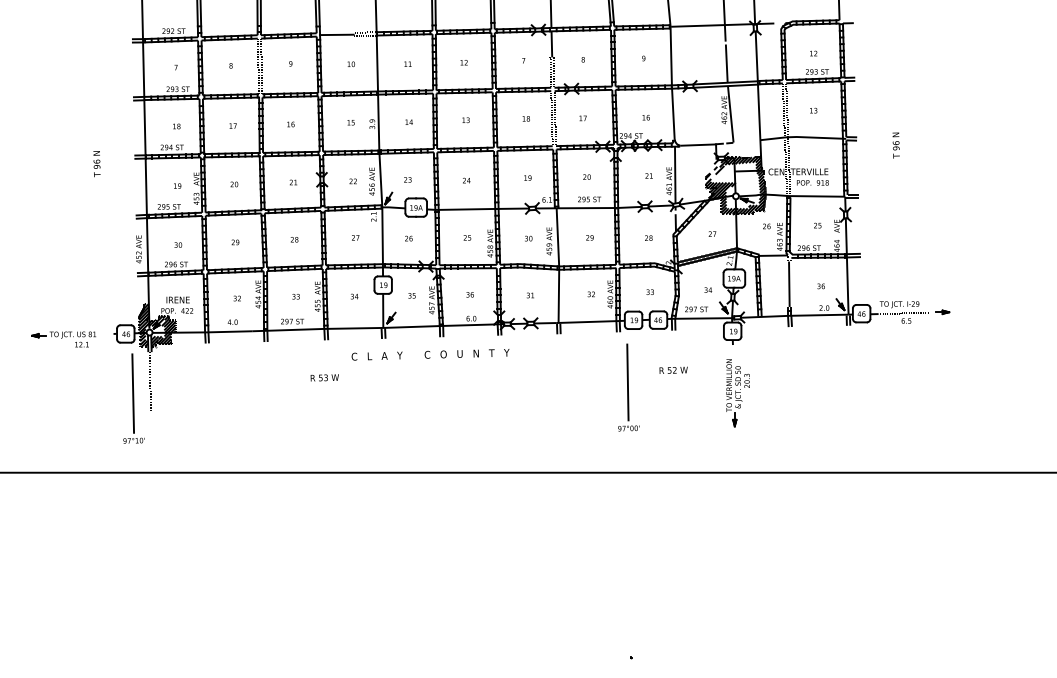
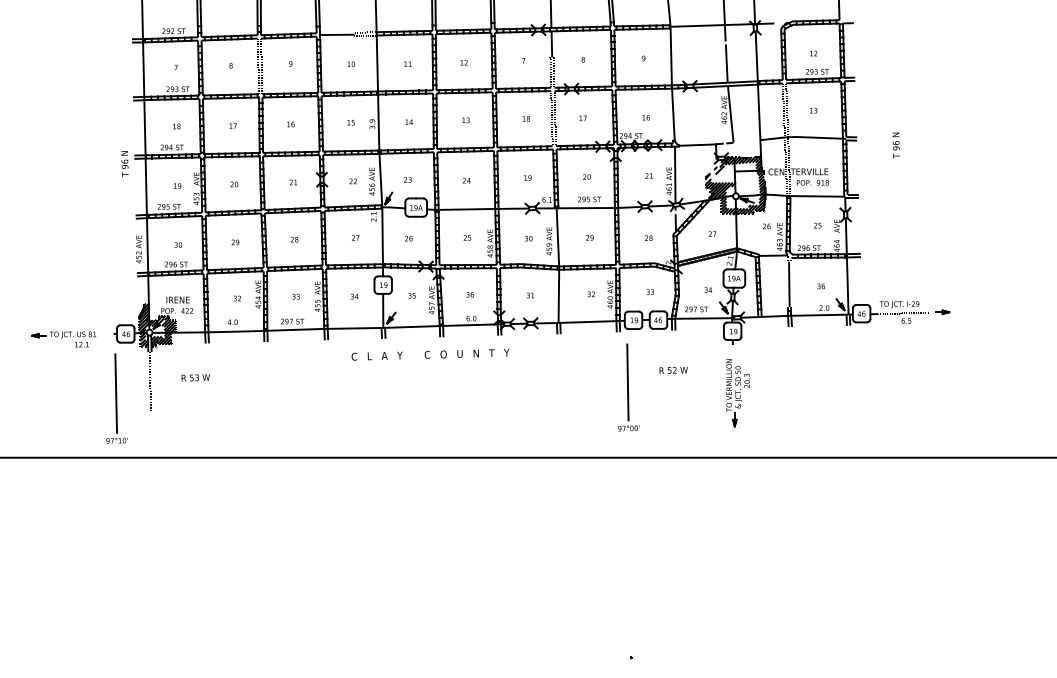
text position: (96, 164) -> (124, 164) (124, 164)
text position: (324, 377) -> (195, 377) (195, 377)
part position: (133, 398) -> (116, 398) (116, 398)
line position: (527, 472) -> (527, 457) (527, 457)
